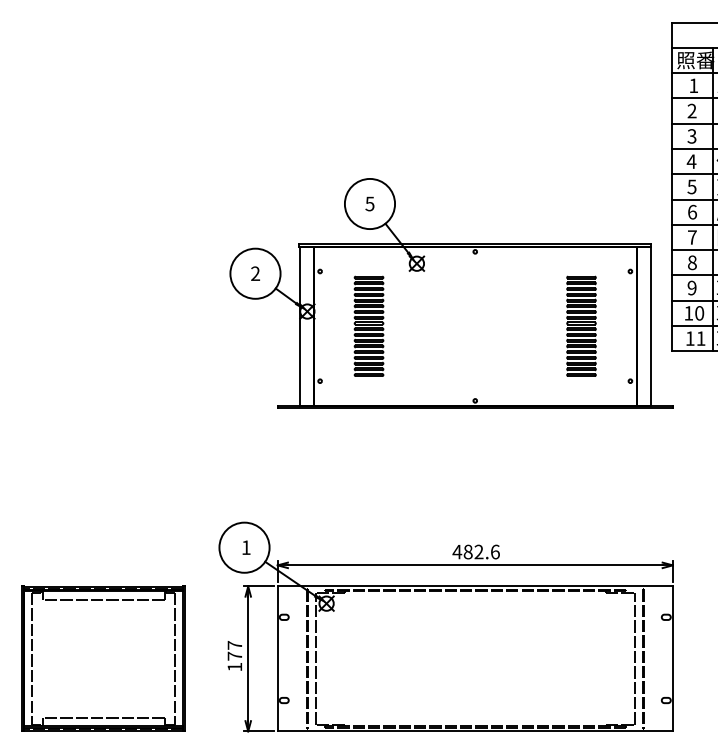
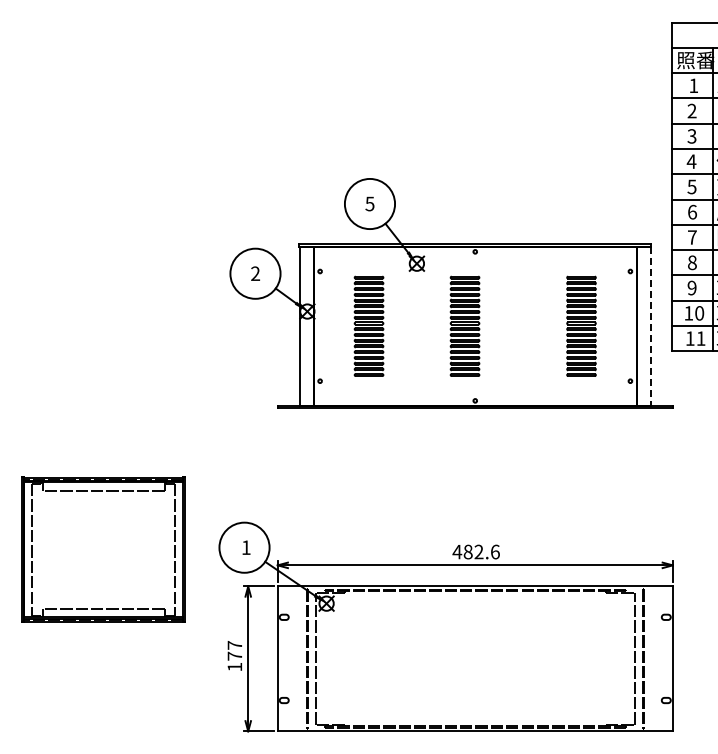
part: none -> present (464, 325)
line: solid -> dashed (650, 326)
part position: (103, 658) -> (103, 549) (103, 549)
